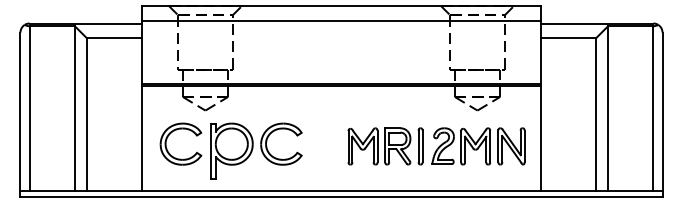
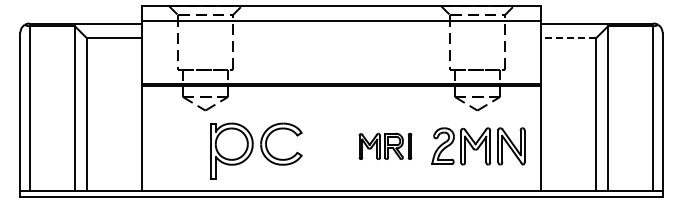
line: solid -> dashed (568, 38)
part: present -> none (174, 131)
part size: 77x39 px -> 55x28 px (385, 145)
